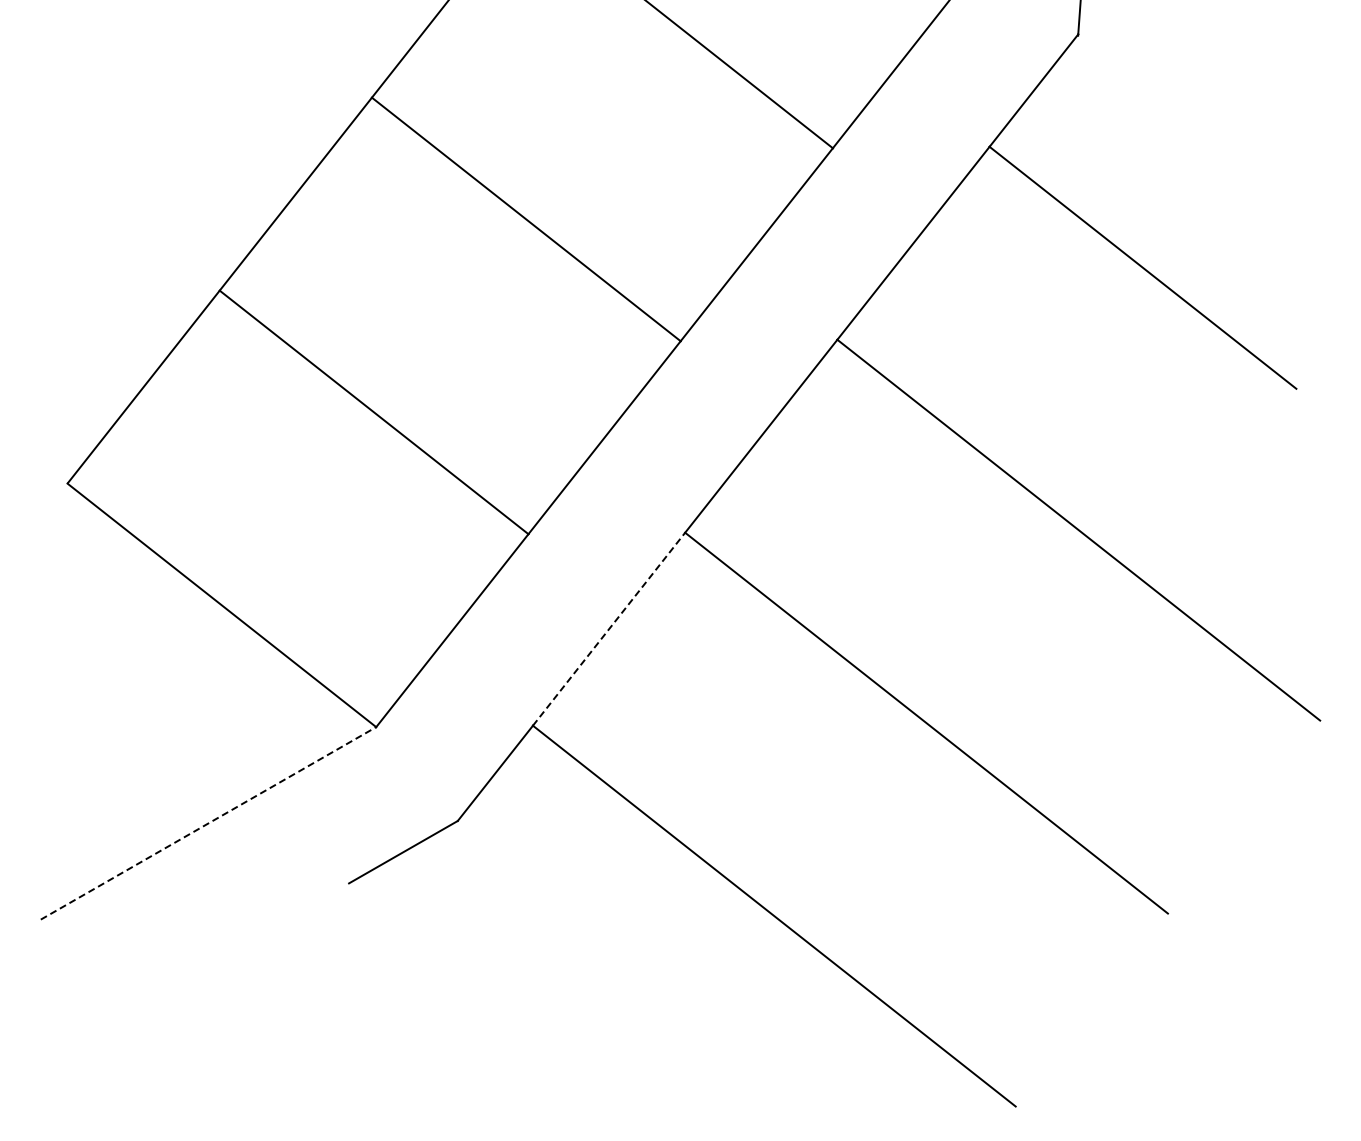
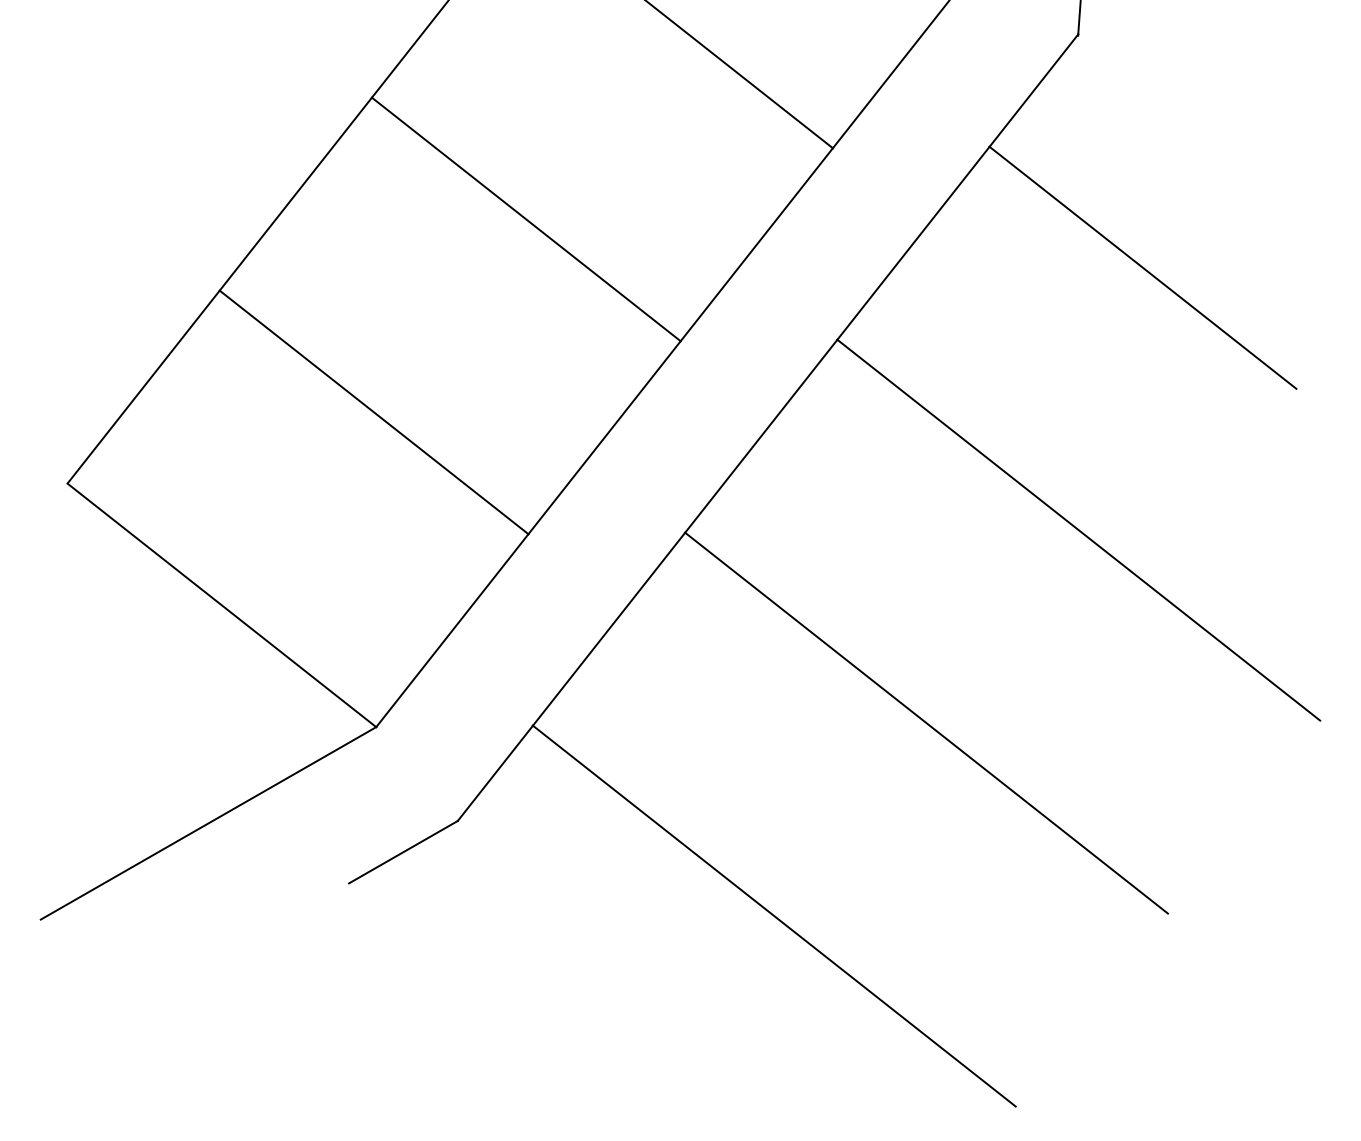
line: dashed -> solid (609, 629)
line: dashed -> solid (208, 823)
